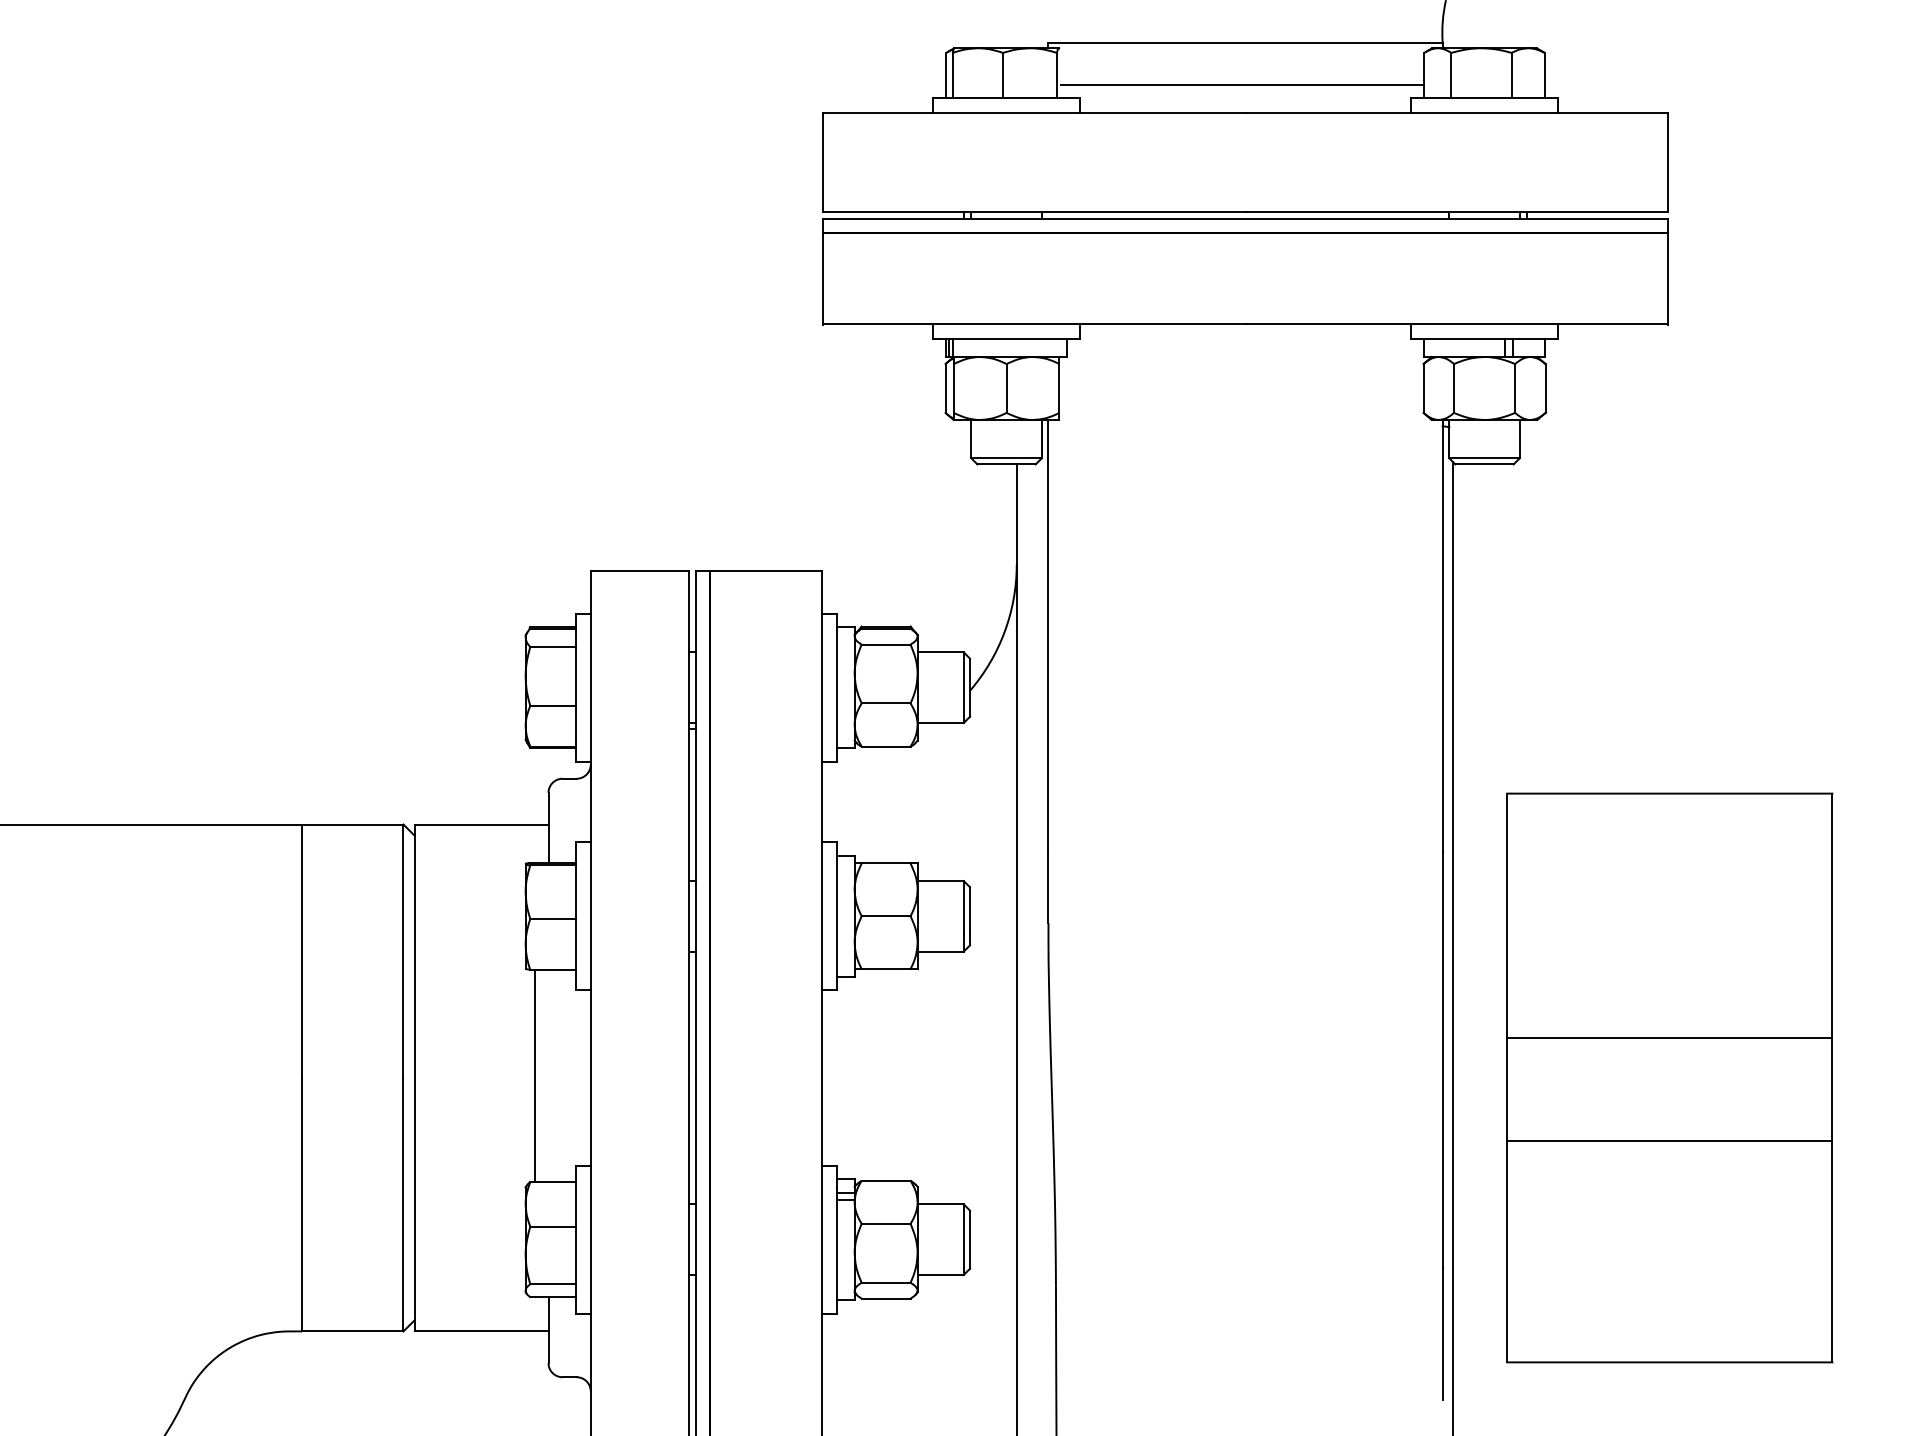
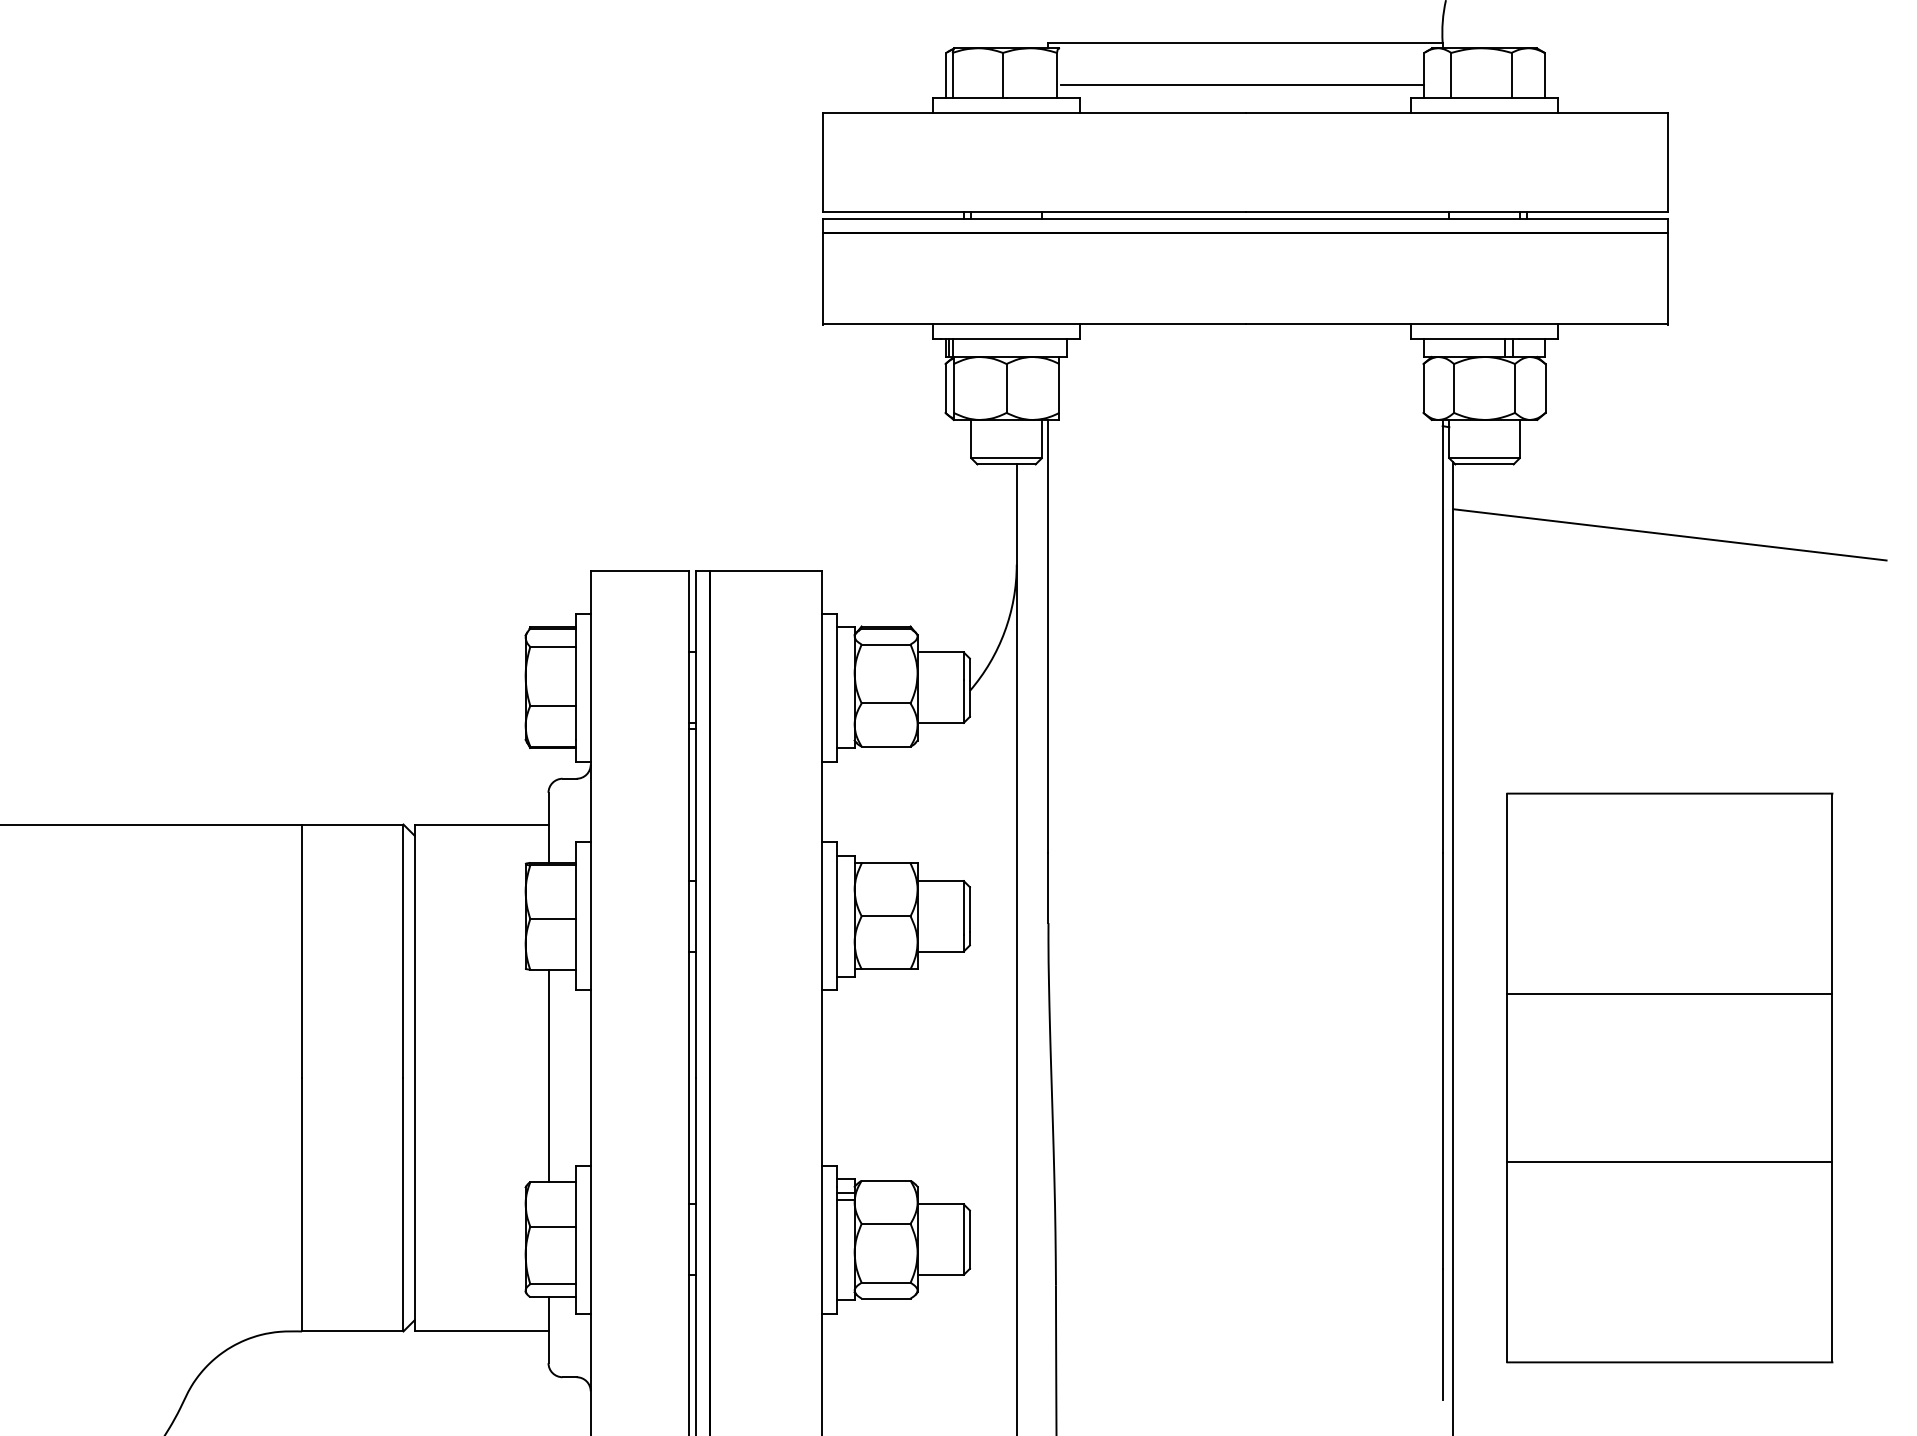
line: none -> present (1669, 534)
line position: (1669, 1037) -> (1669, 993) (1669, 993)
line position: (534, 1075) -> (548, 1075) (548, 1075)
line position: (1669, 1141) -> (1669, 1162) (1669, 1162)
